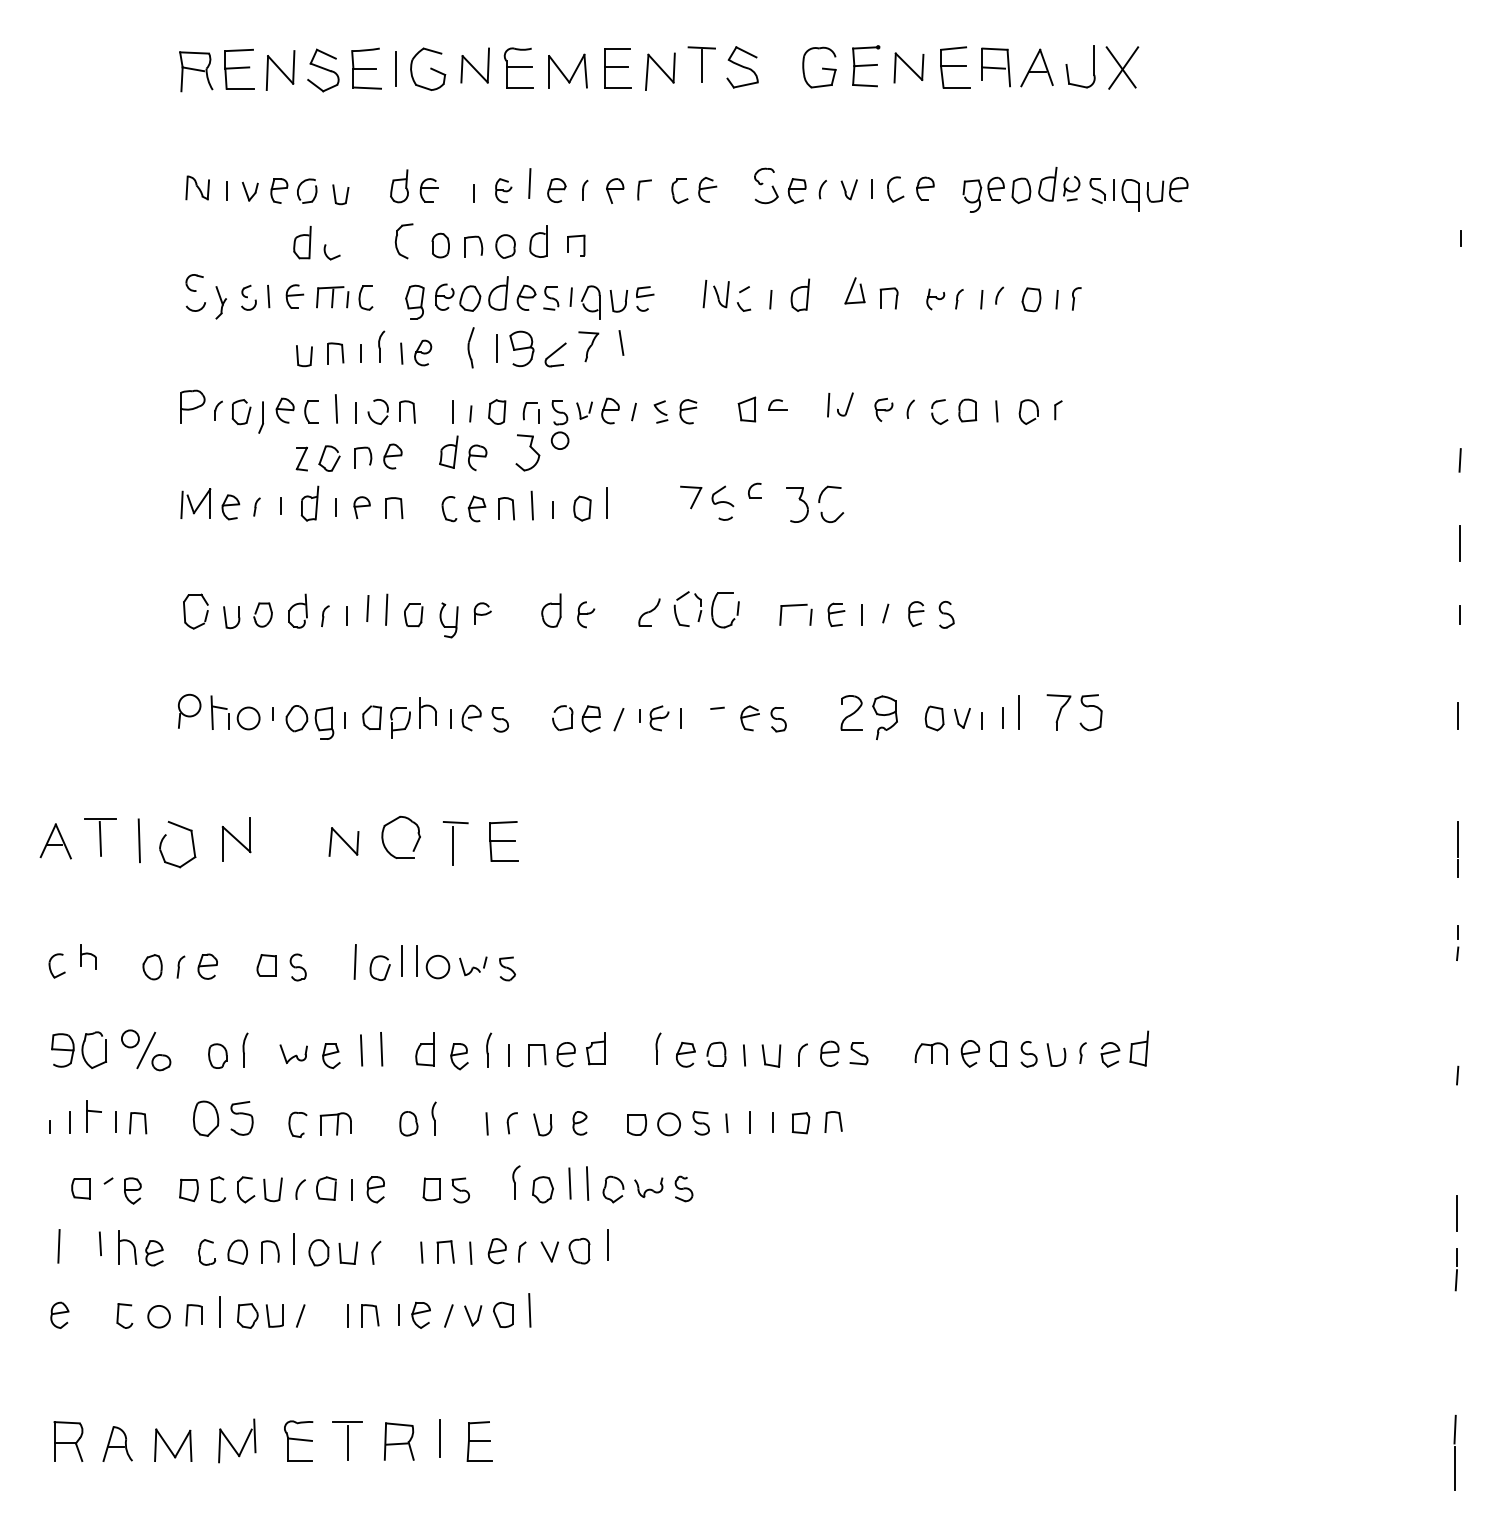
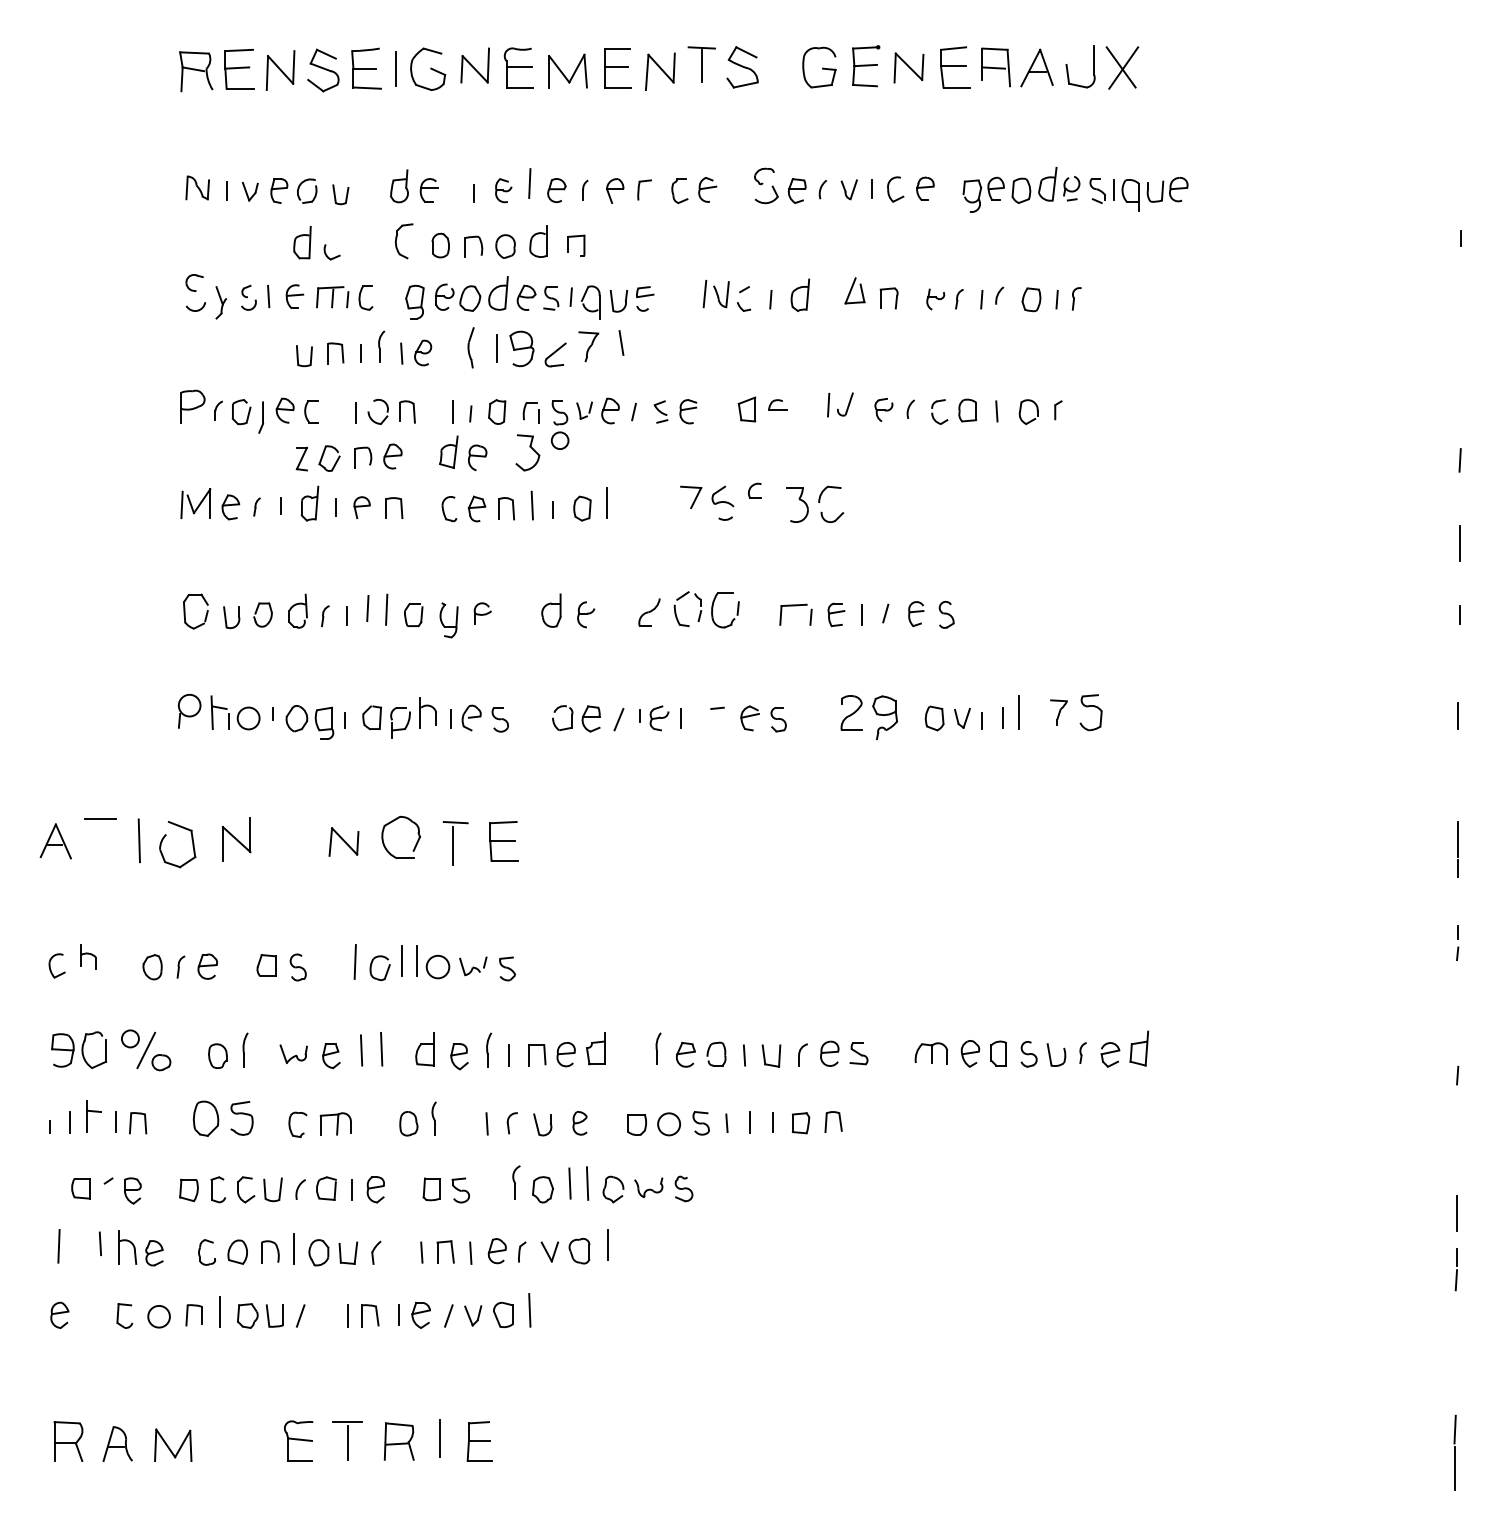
line: present -> none (336, 408)
part size: 26x37 px -> 18x27 px (1058, 712)
line: present -> none (100, 838)
part: present -> none (232, 1444)
